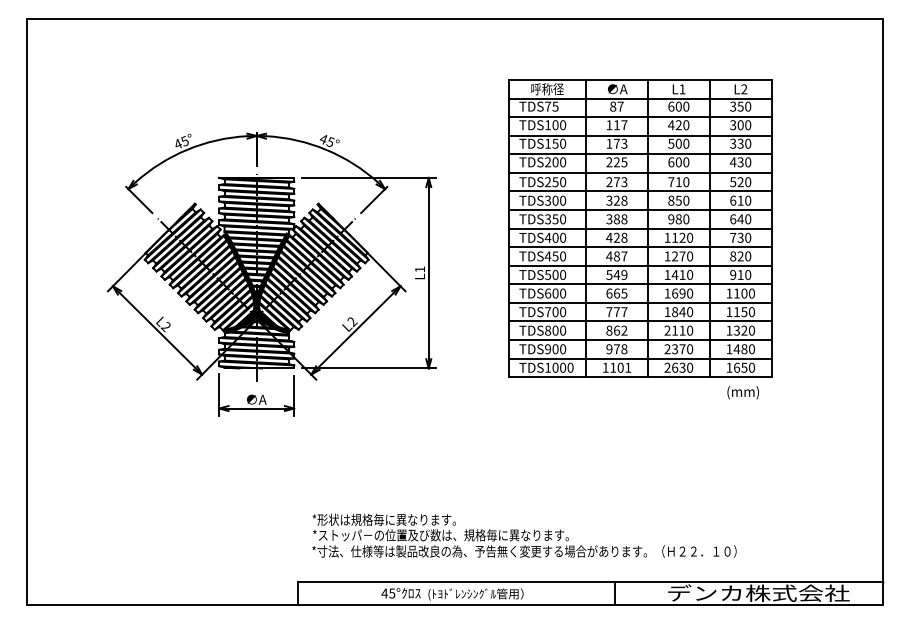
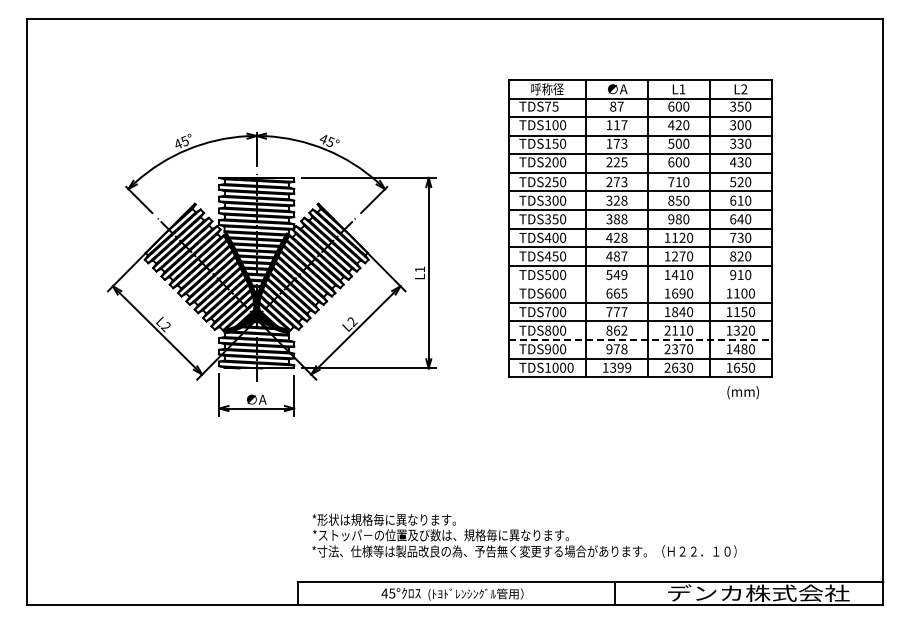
line: present -> none (639, 284)
line: solid -> dashed (640, 339)
text: 1101 -> 1399 (620, 367)
